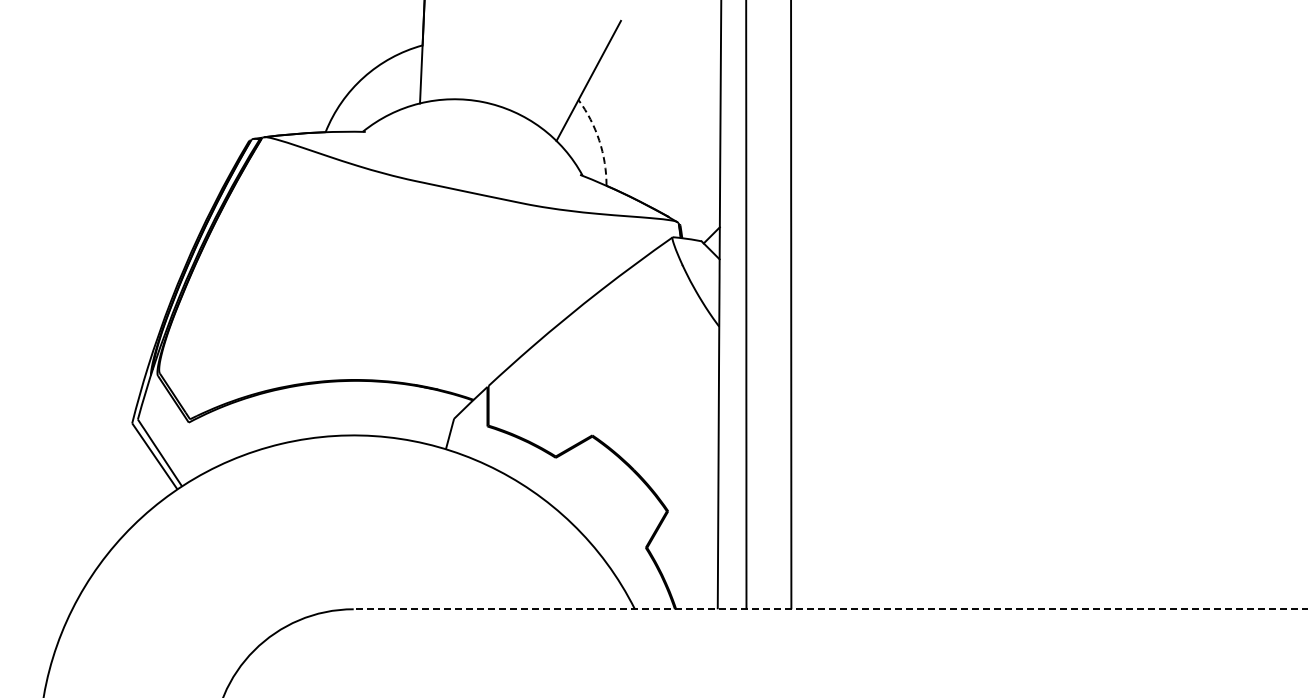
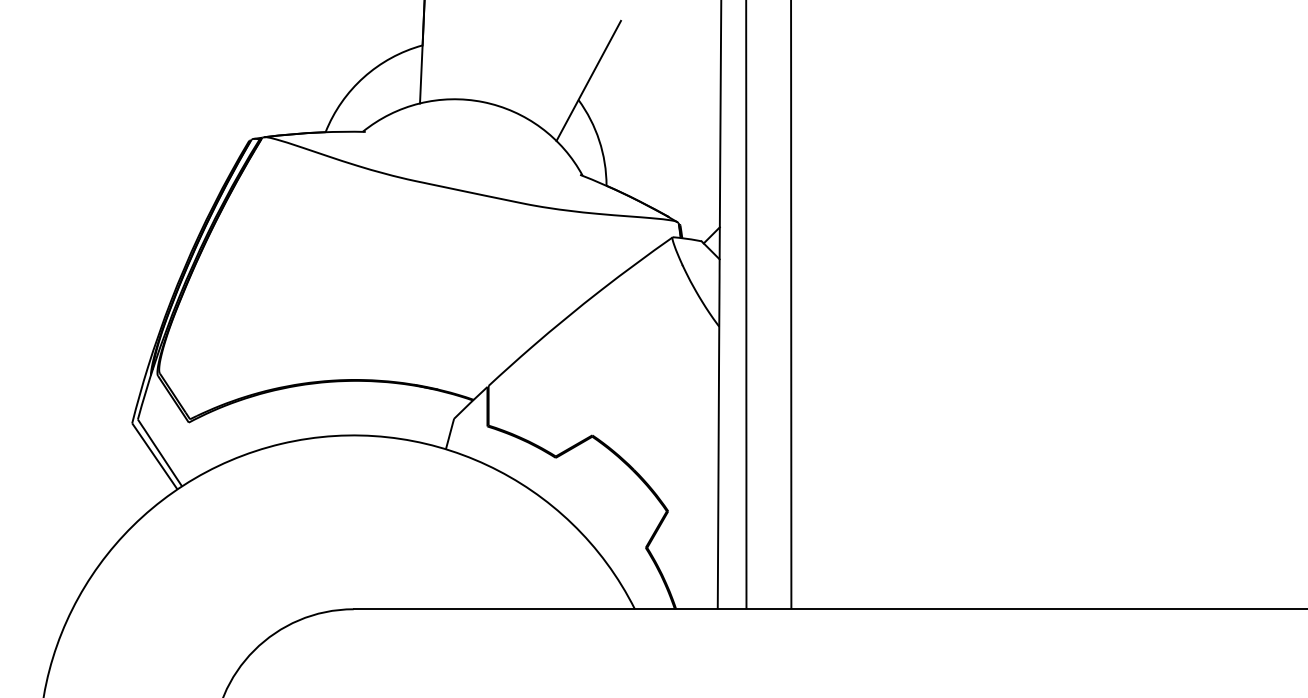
arc: dashed -> solid (599, 140)
line: dashed -> solid (830, 609)
